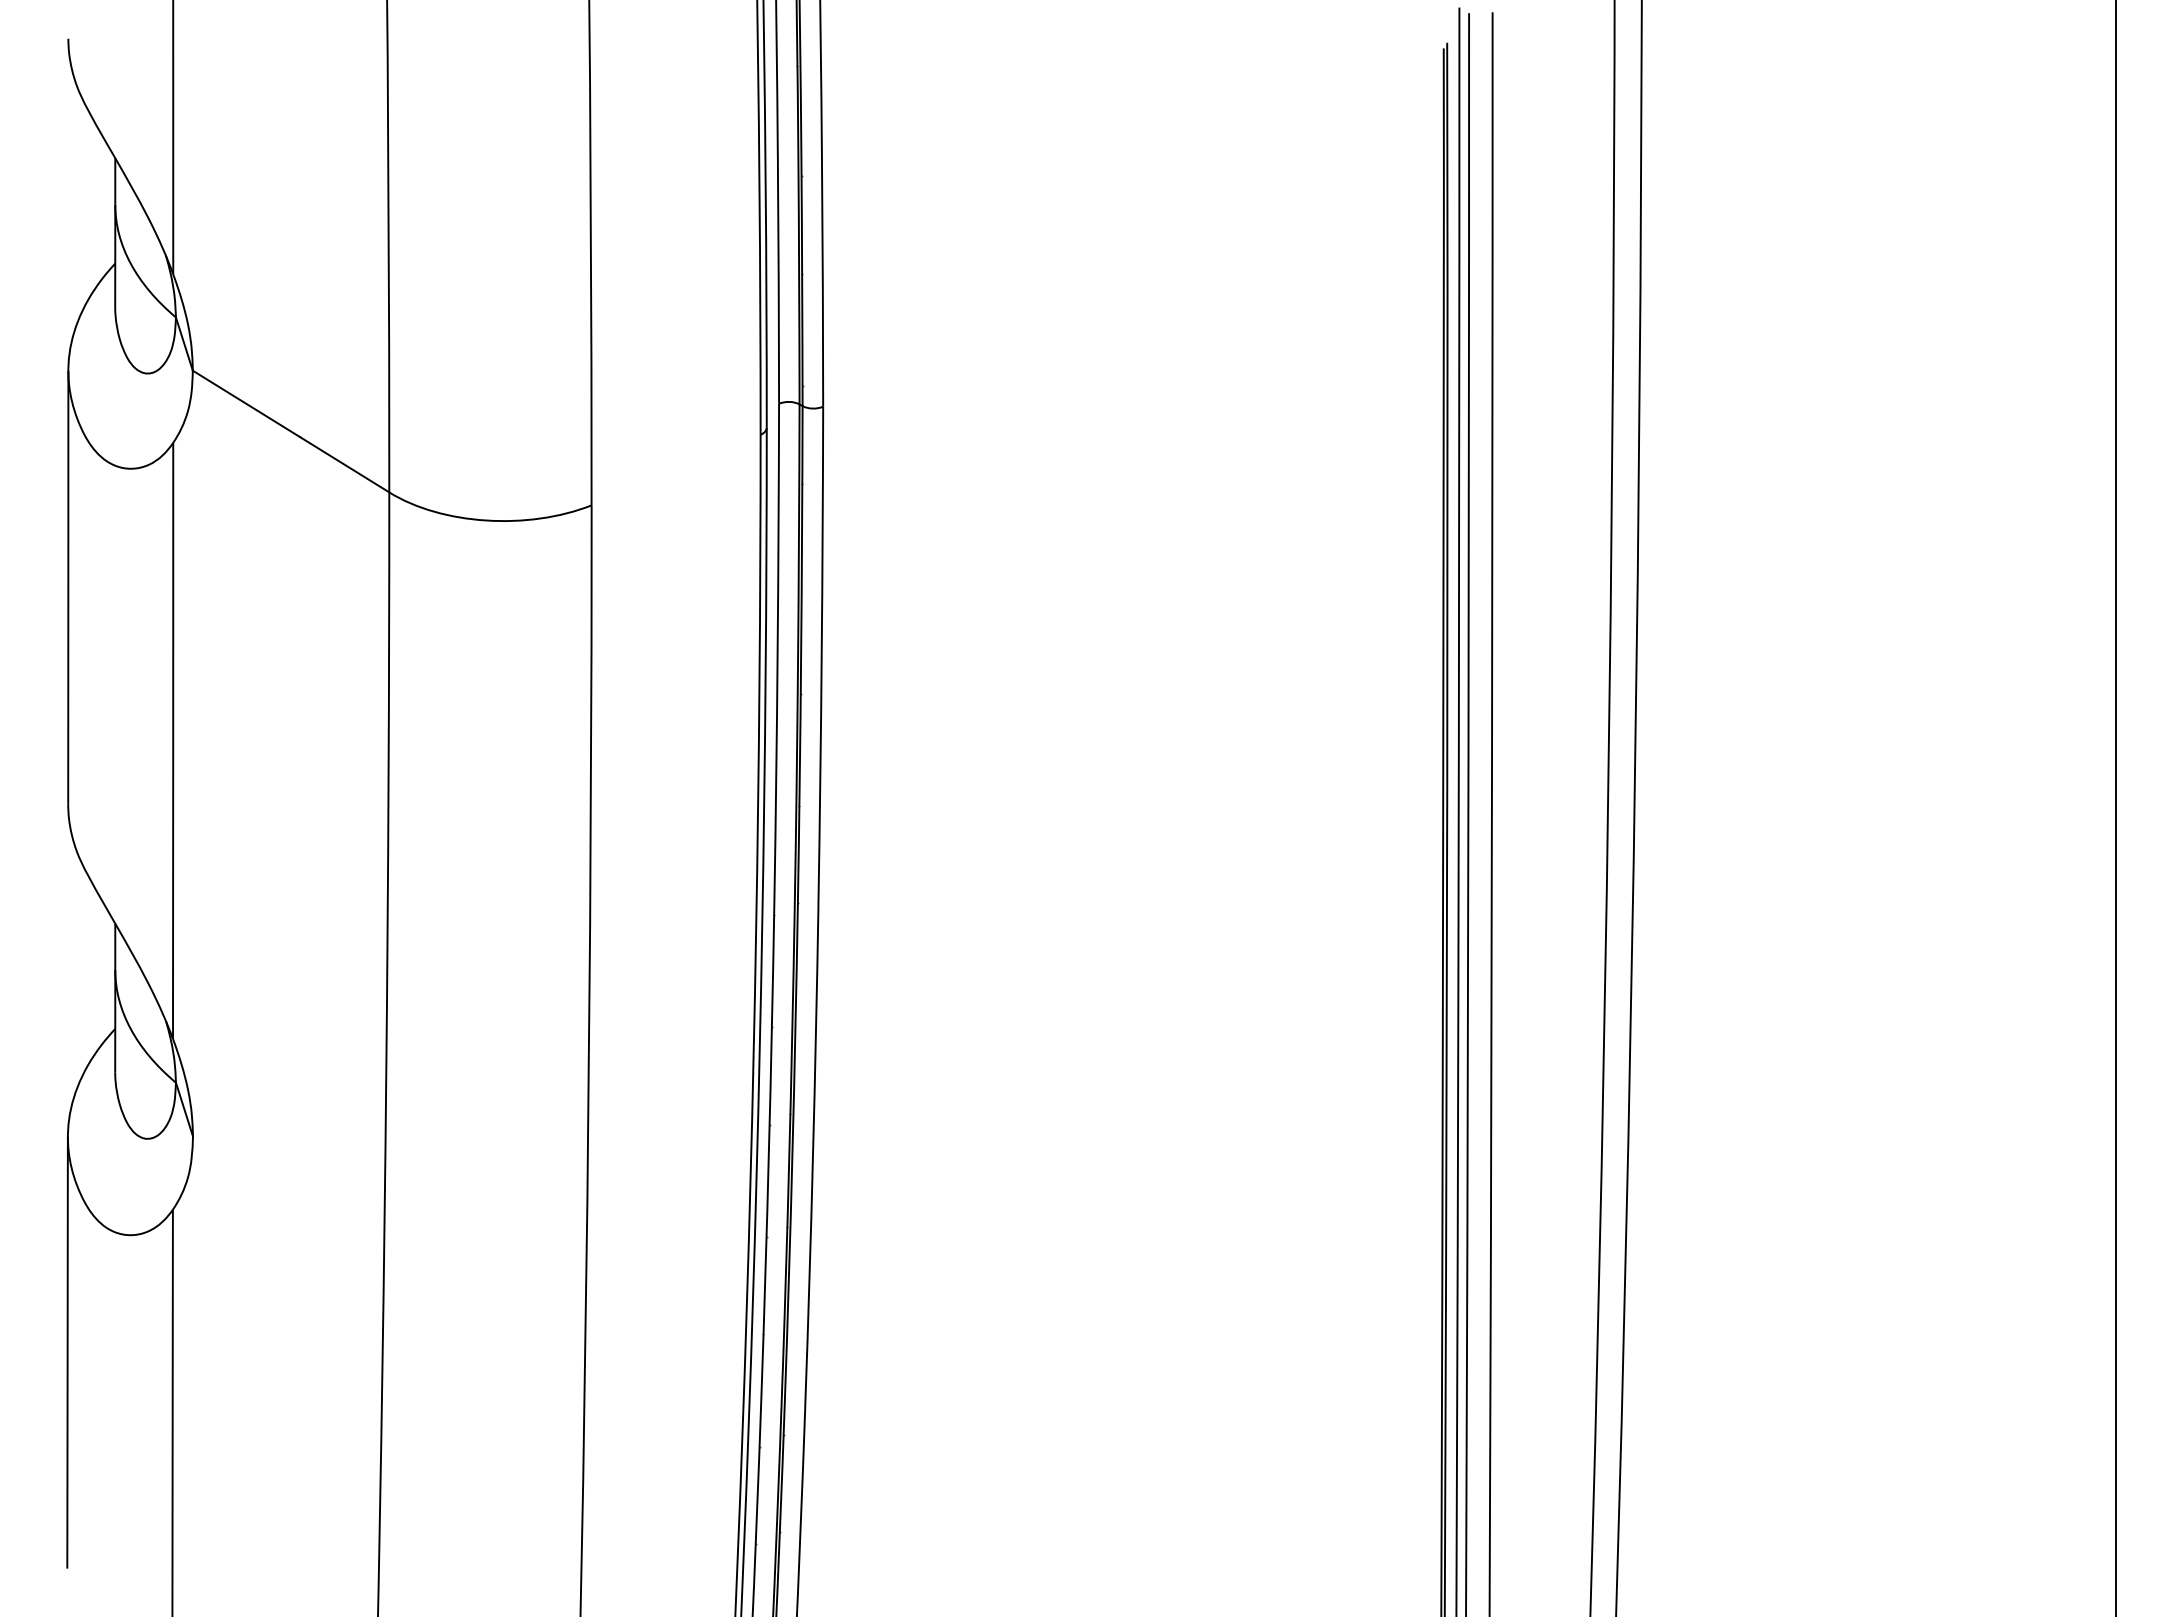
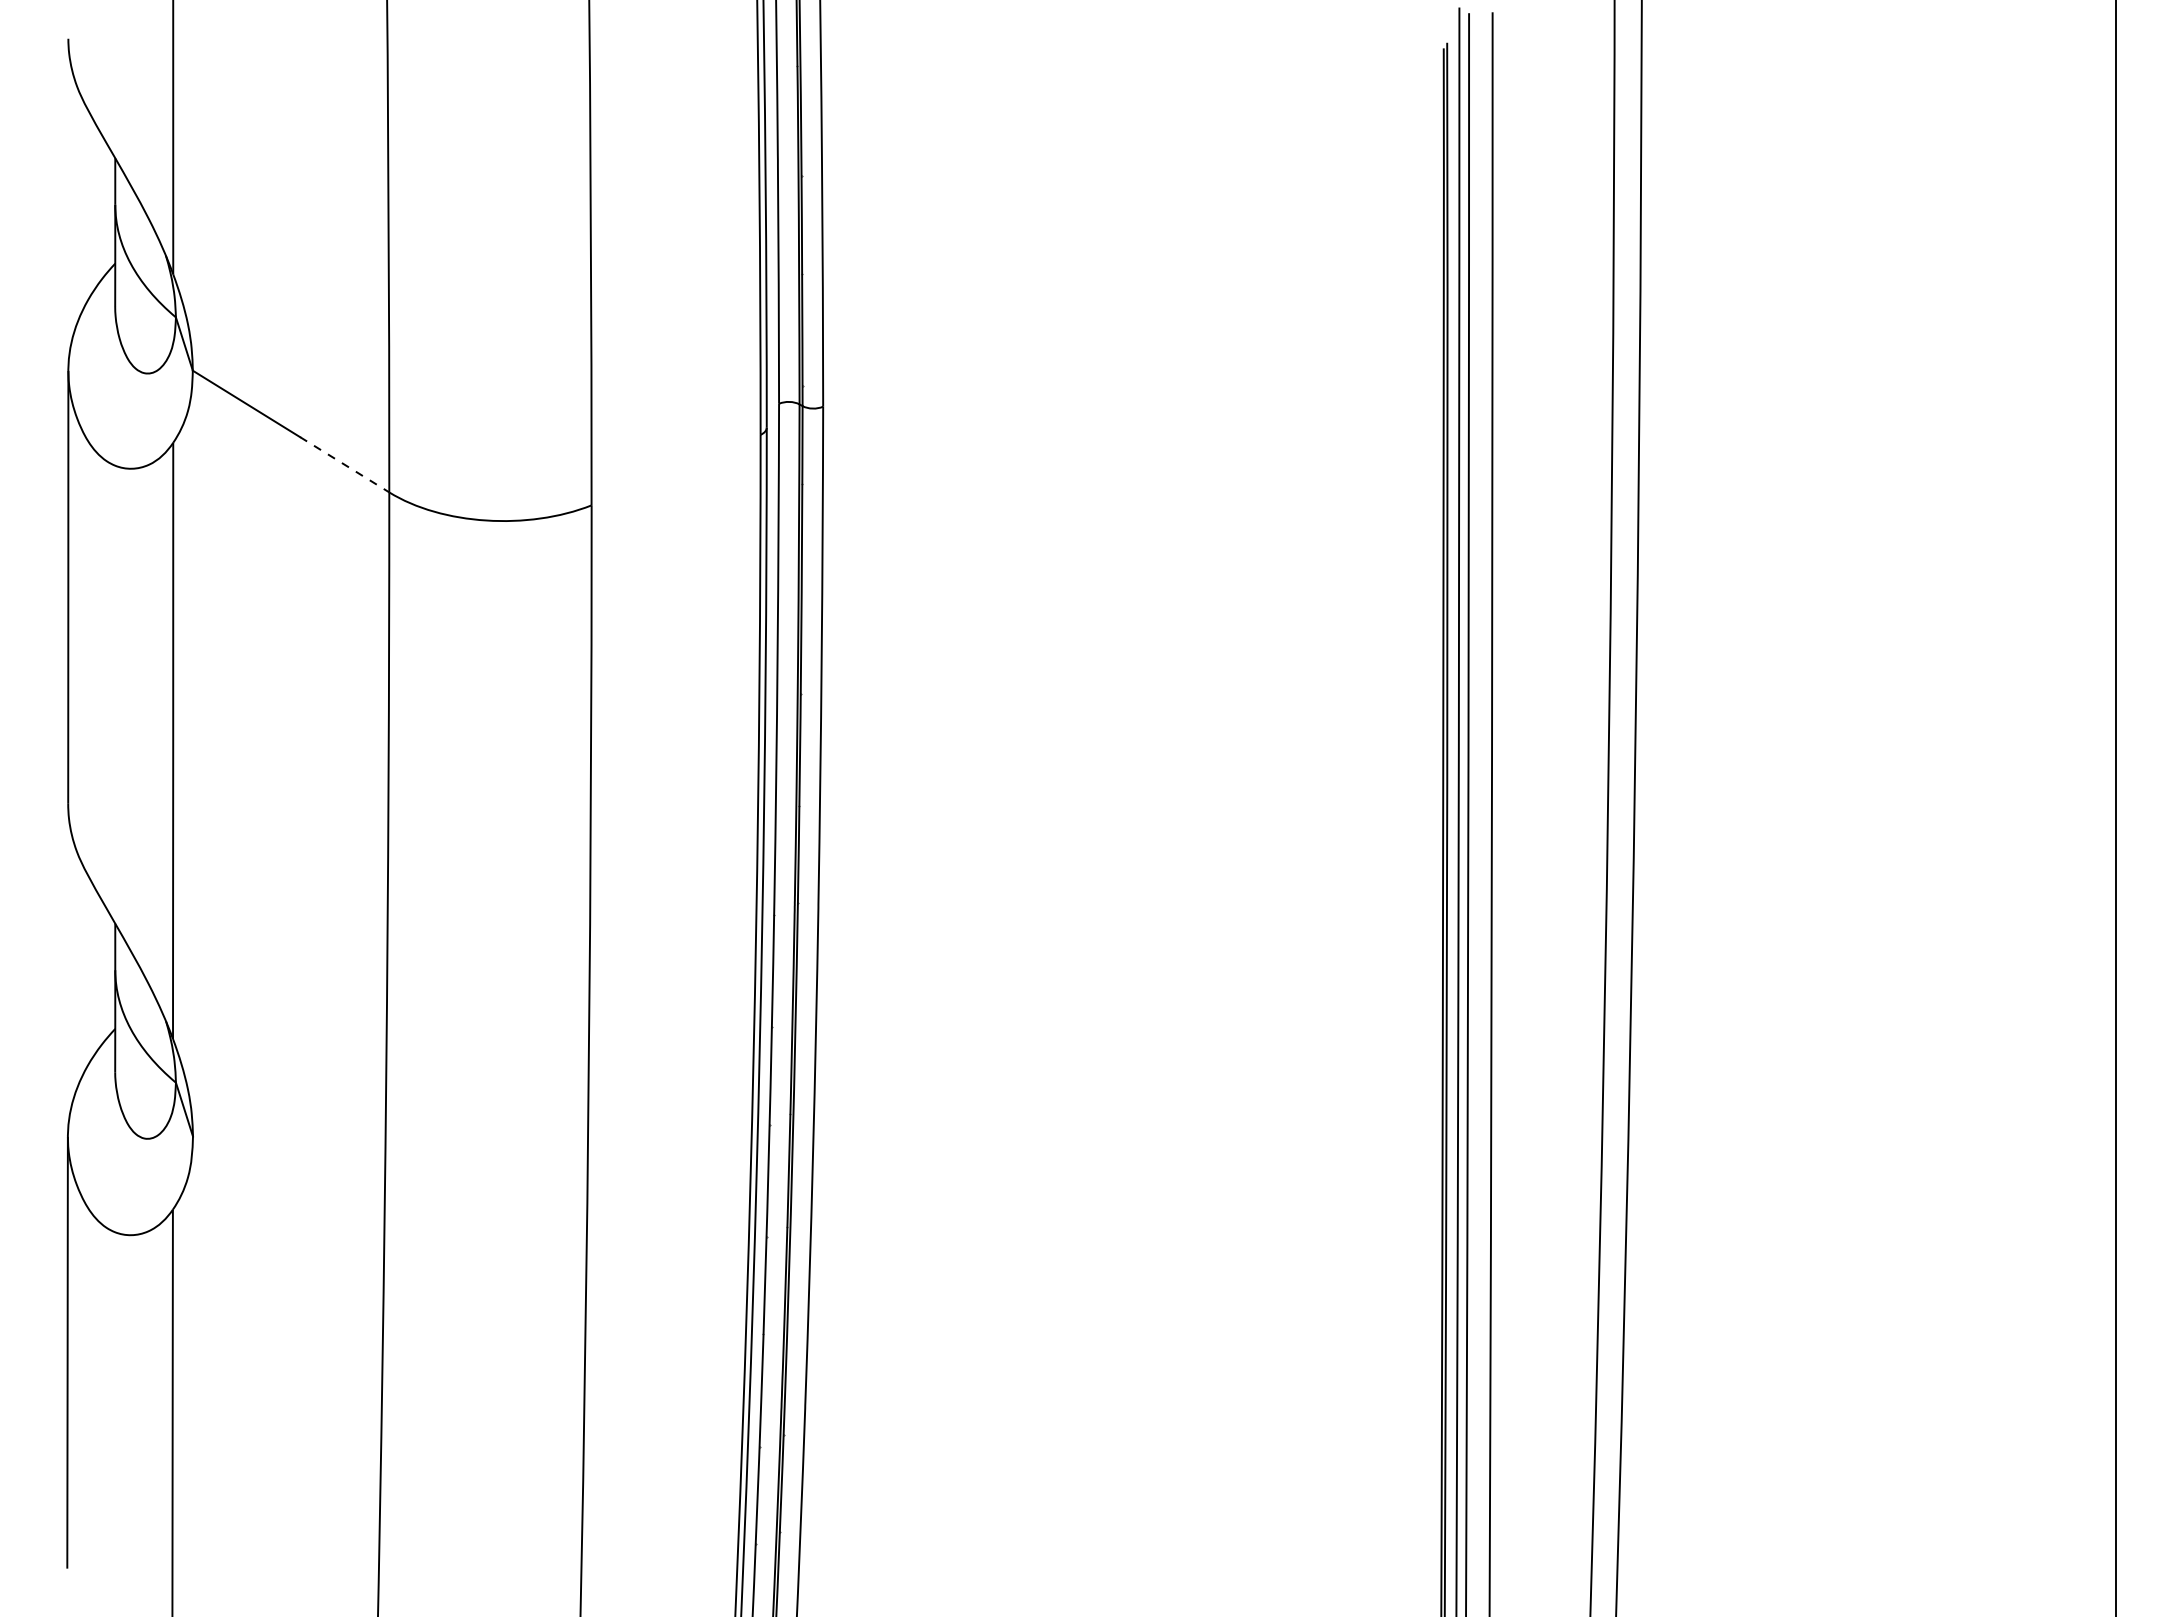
line: solid -> dashed (345, 465)
